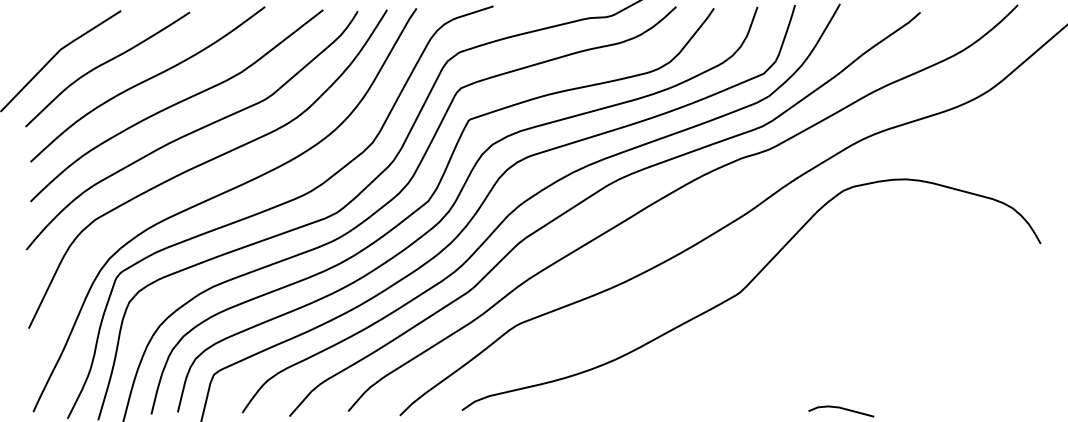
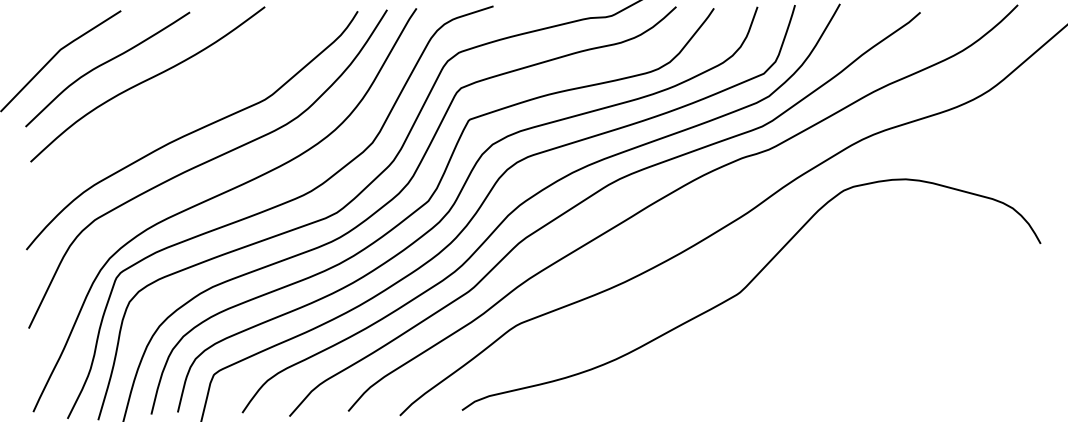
curve: present -> none (176, 104)
line: present -> none (842, 409)
